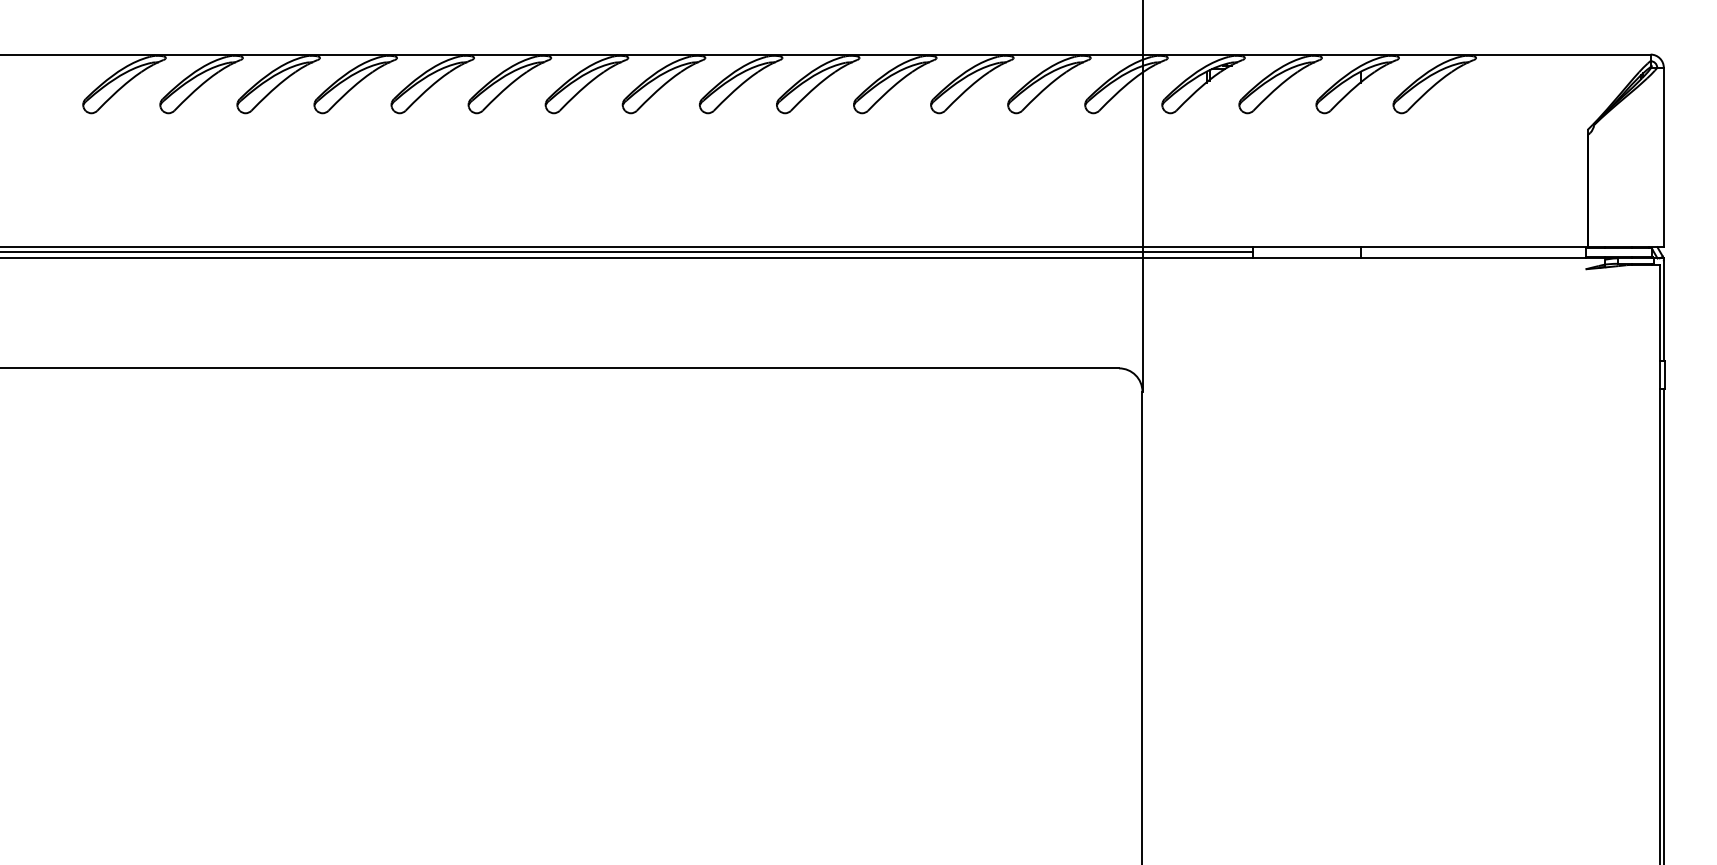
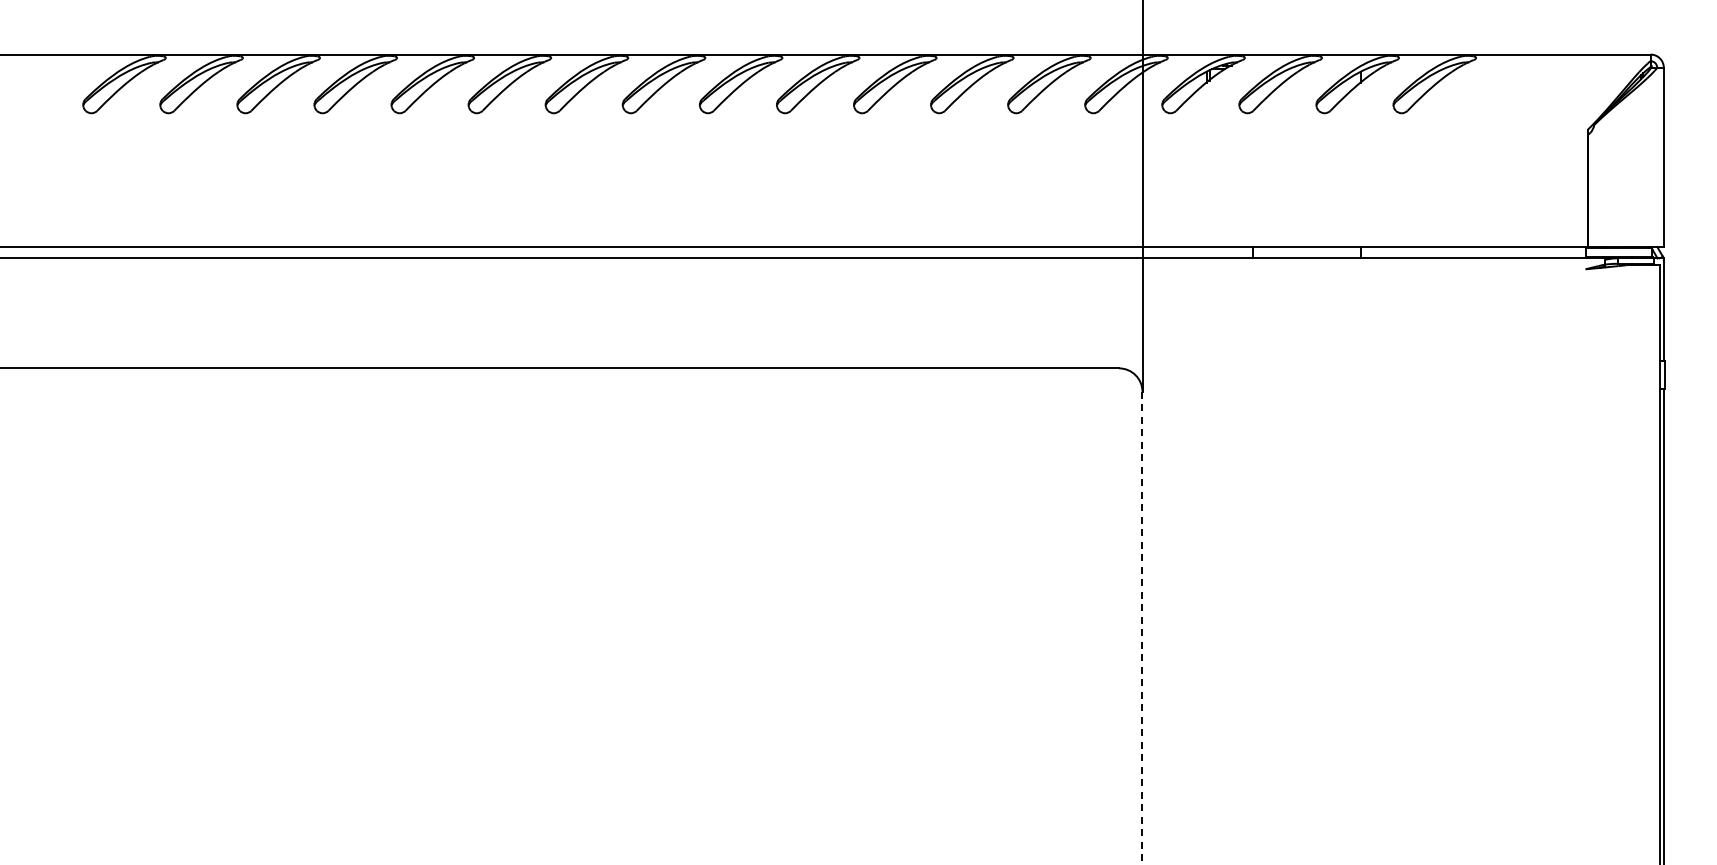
line: present -> none (627, 251)
line: solid -> dashed (1142, 628)
